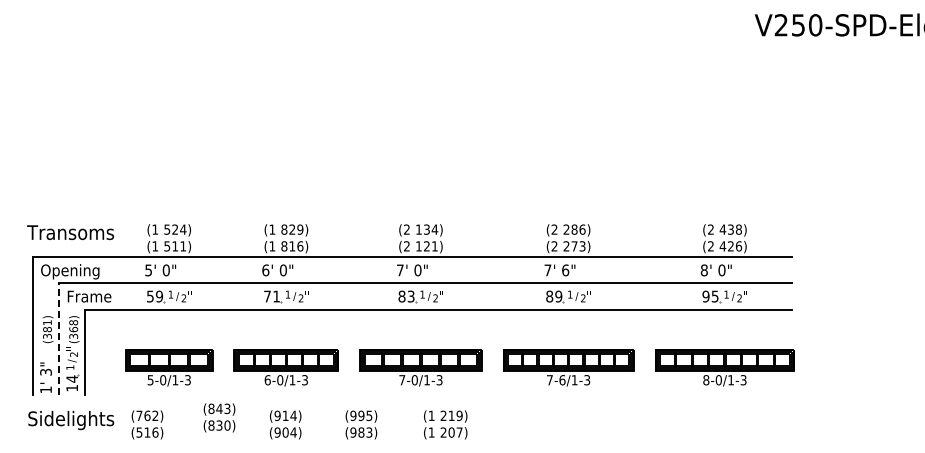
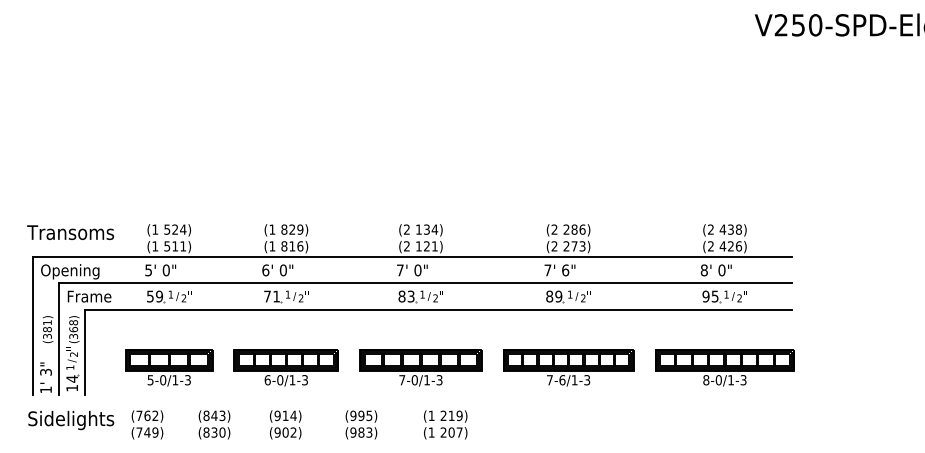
line: dashed -> solid (59, 339)
text position: (219, 417) -> (214, 424) (214, 424)
text: (516) -> (749) (147, 432)
text: (904) -> (902) (293, 432)
